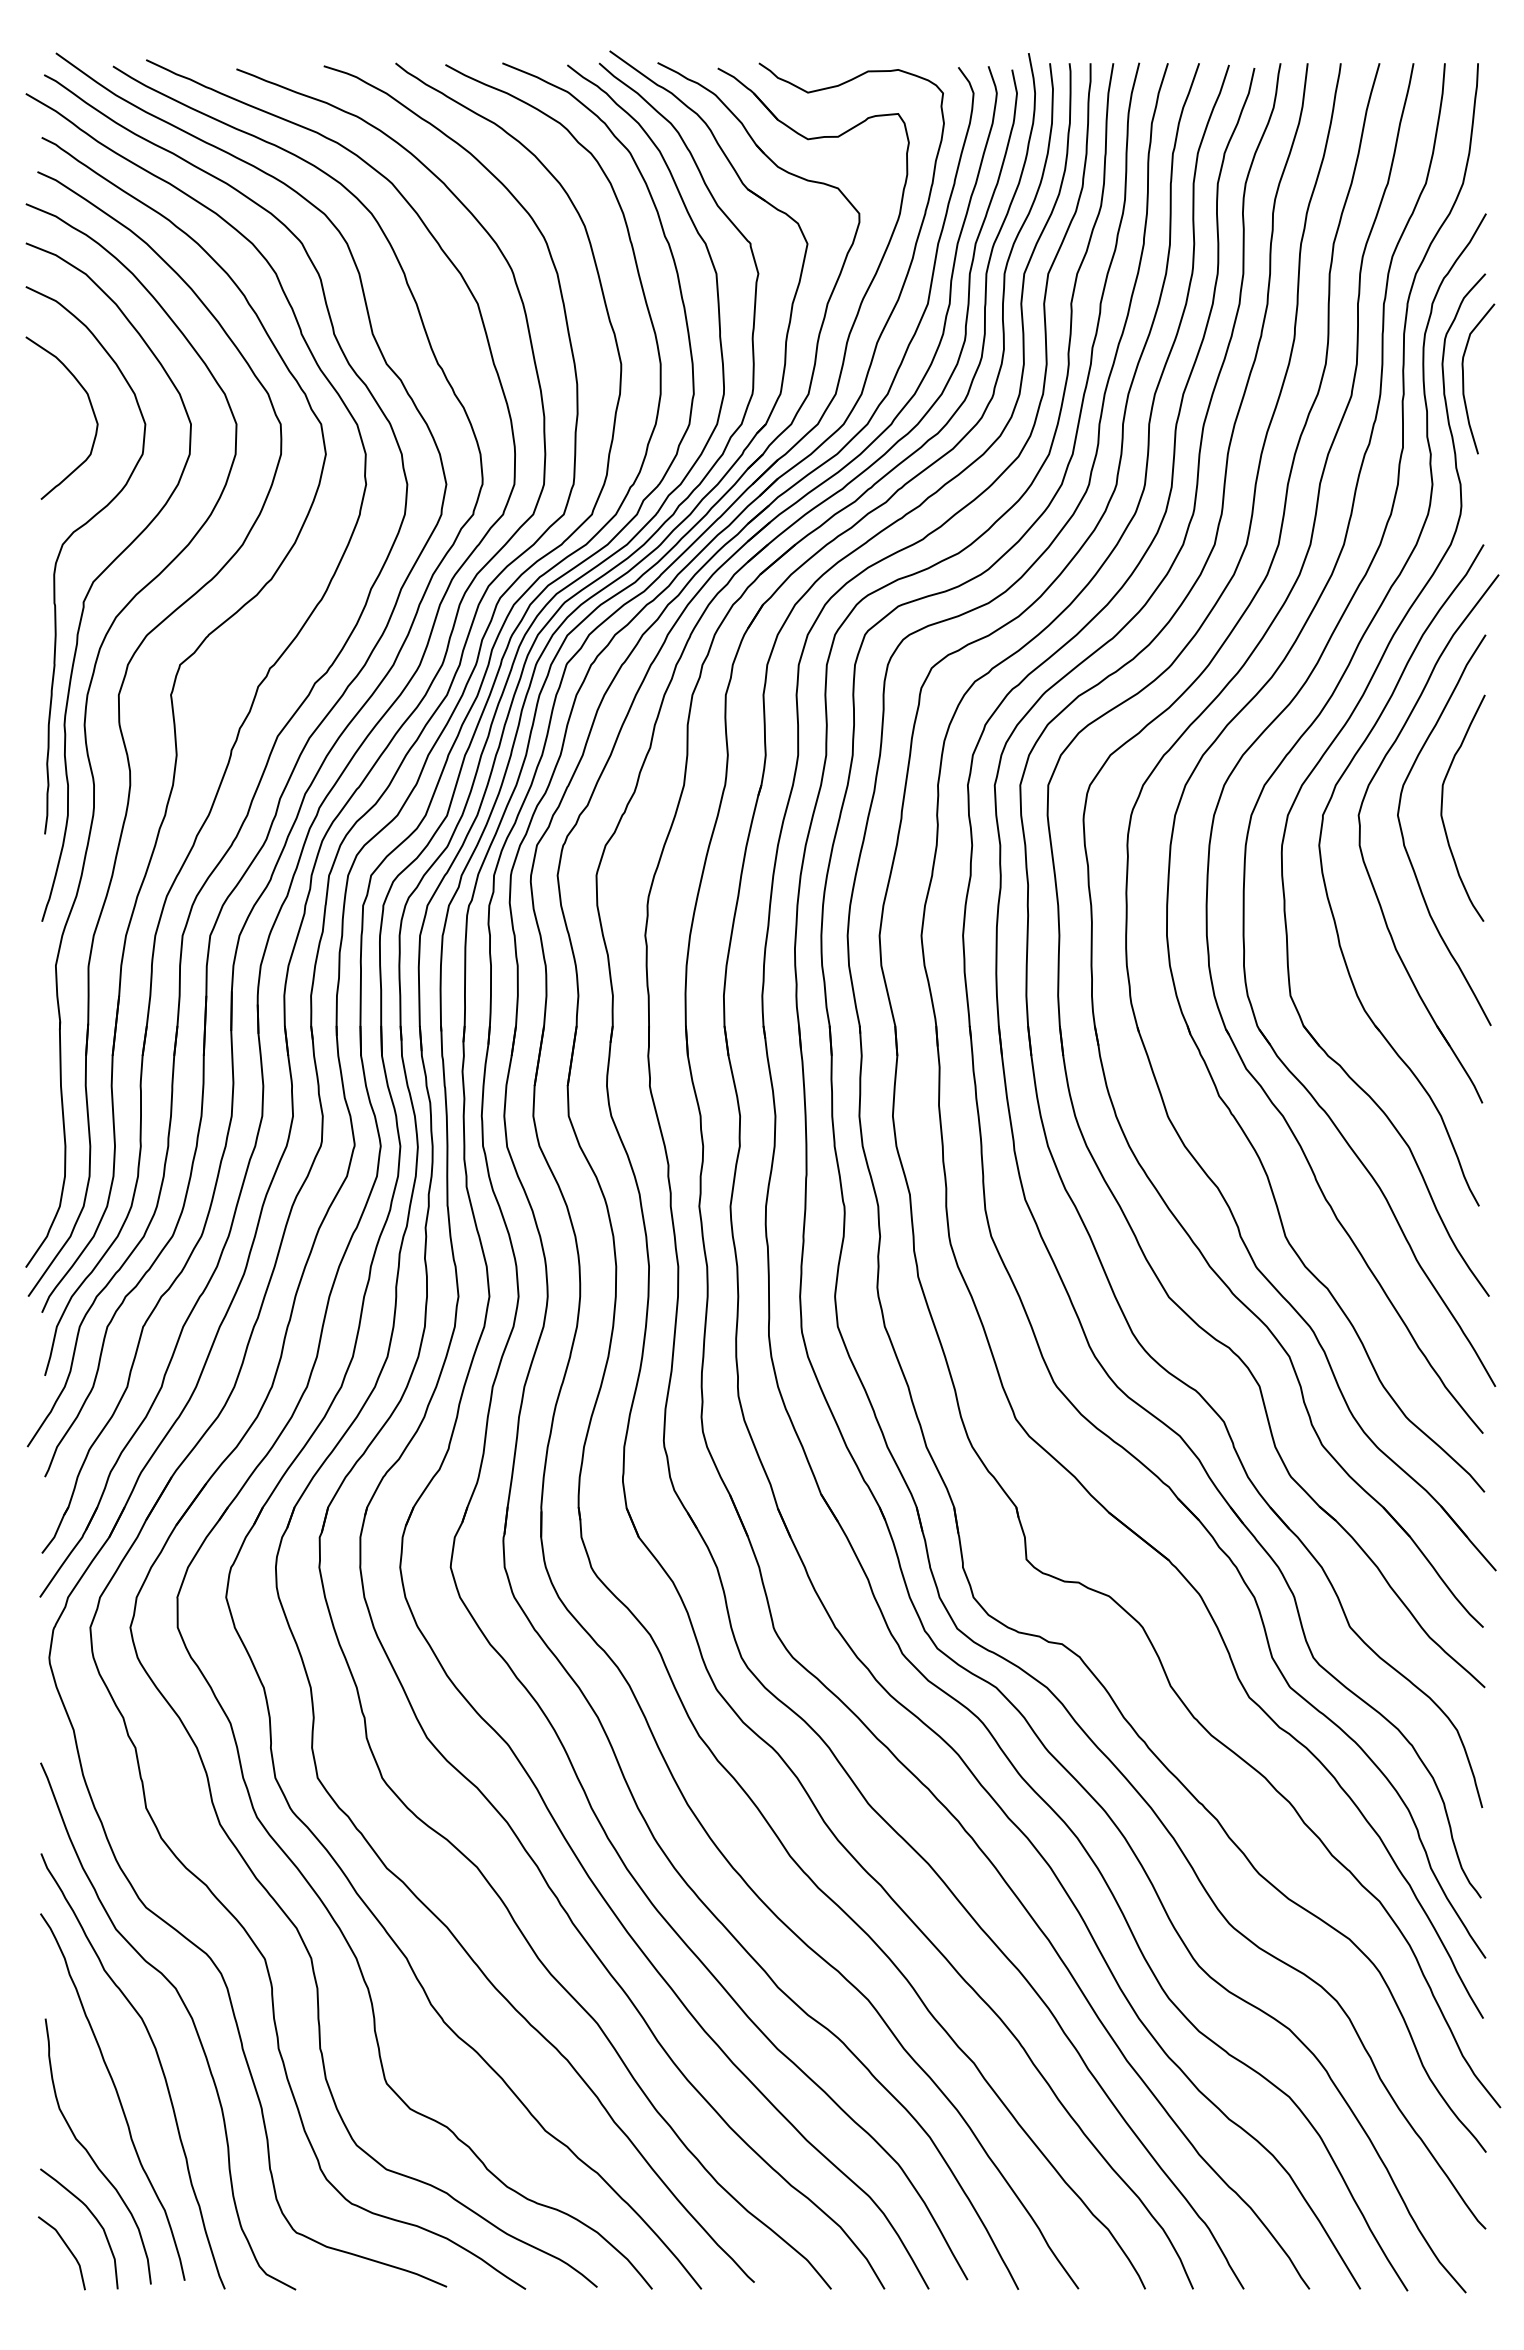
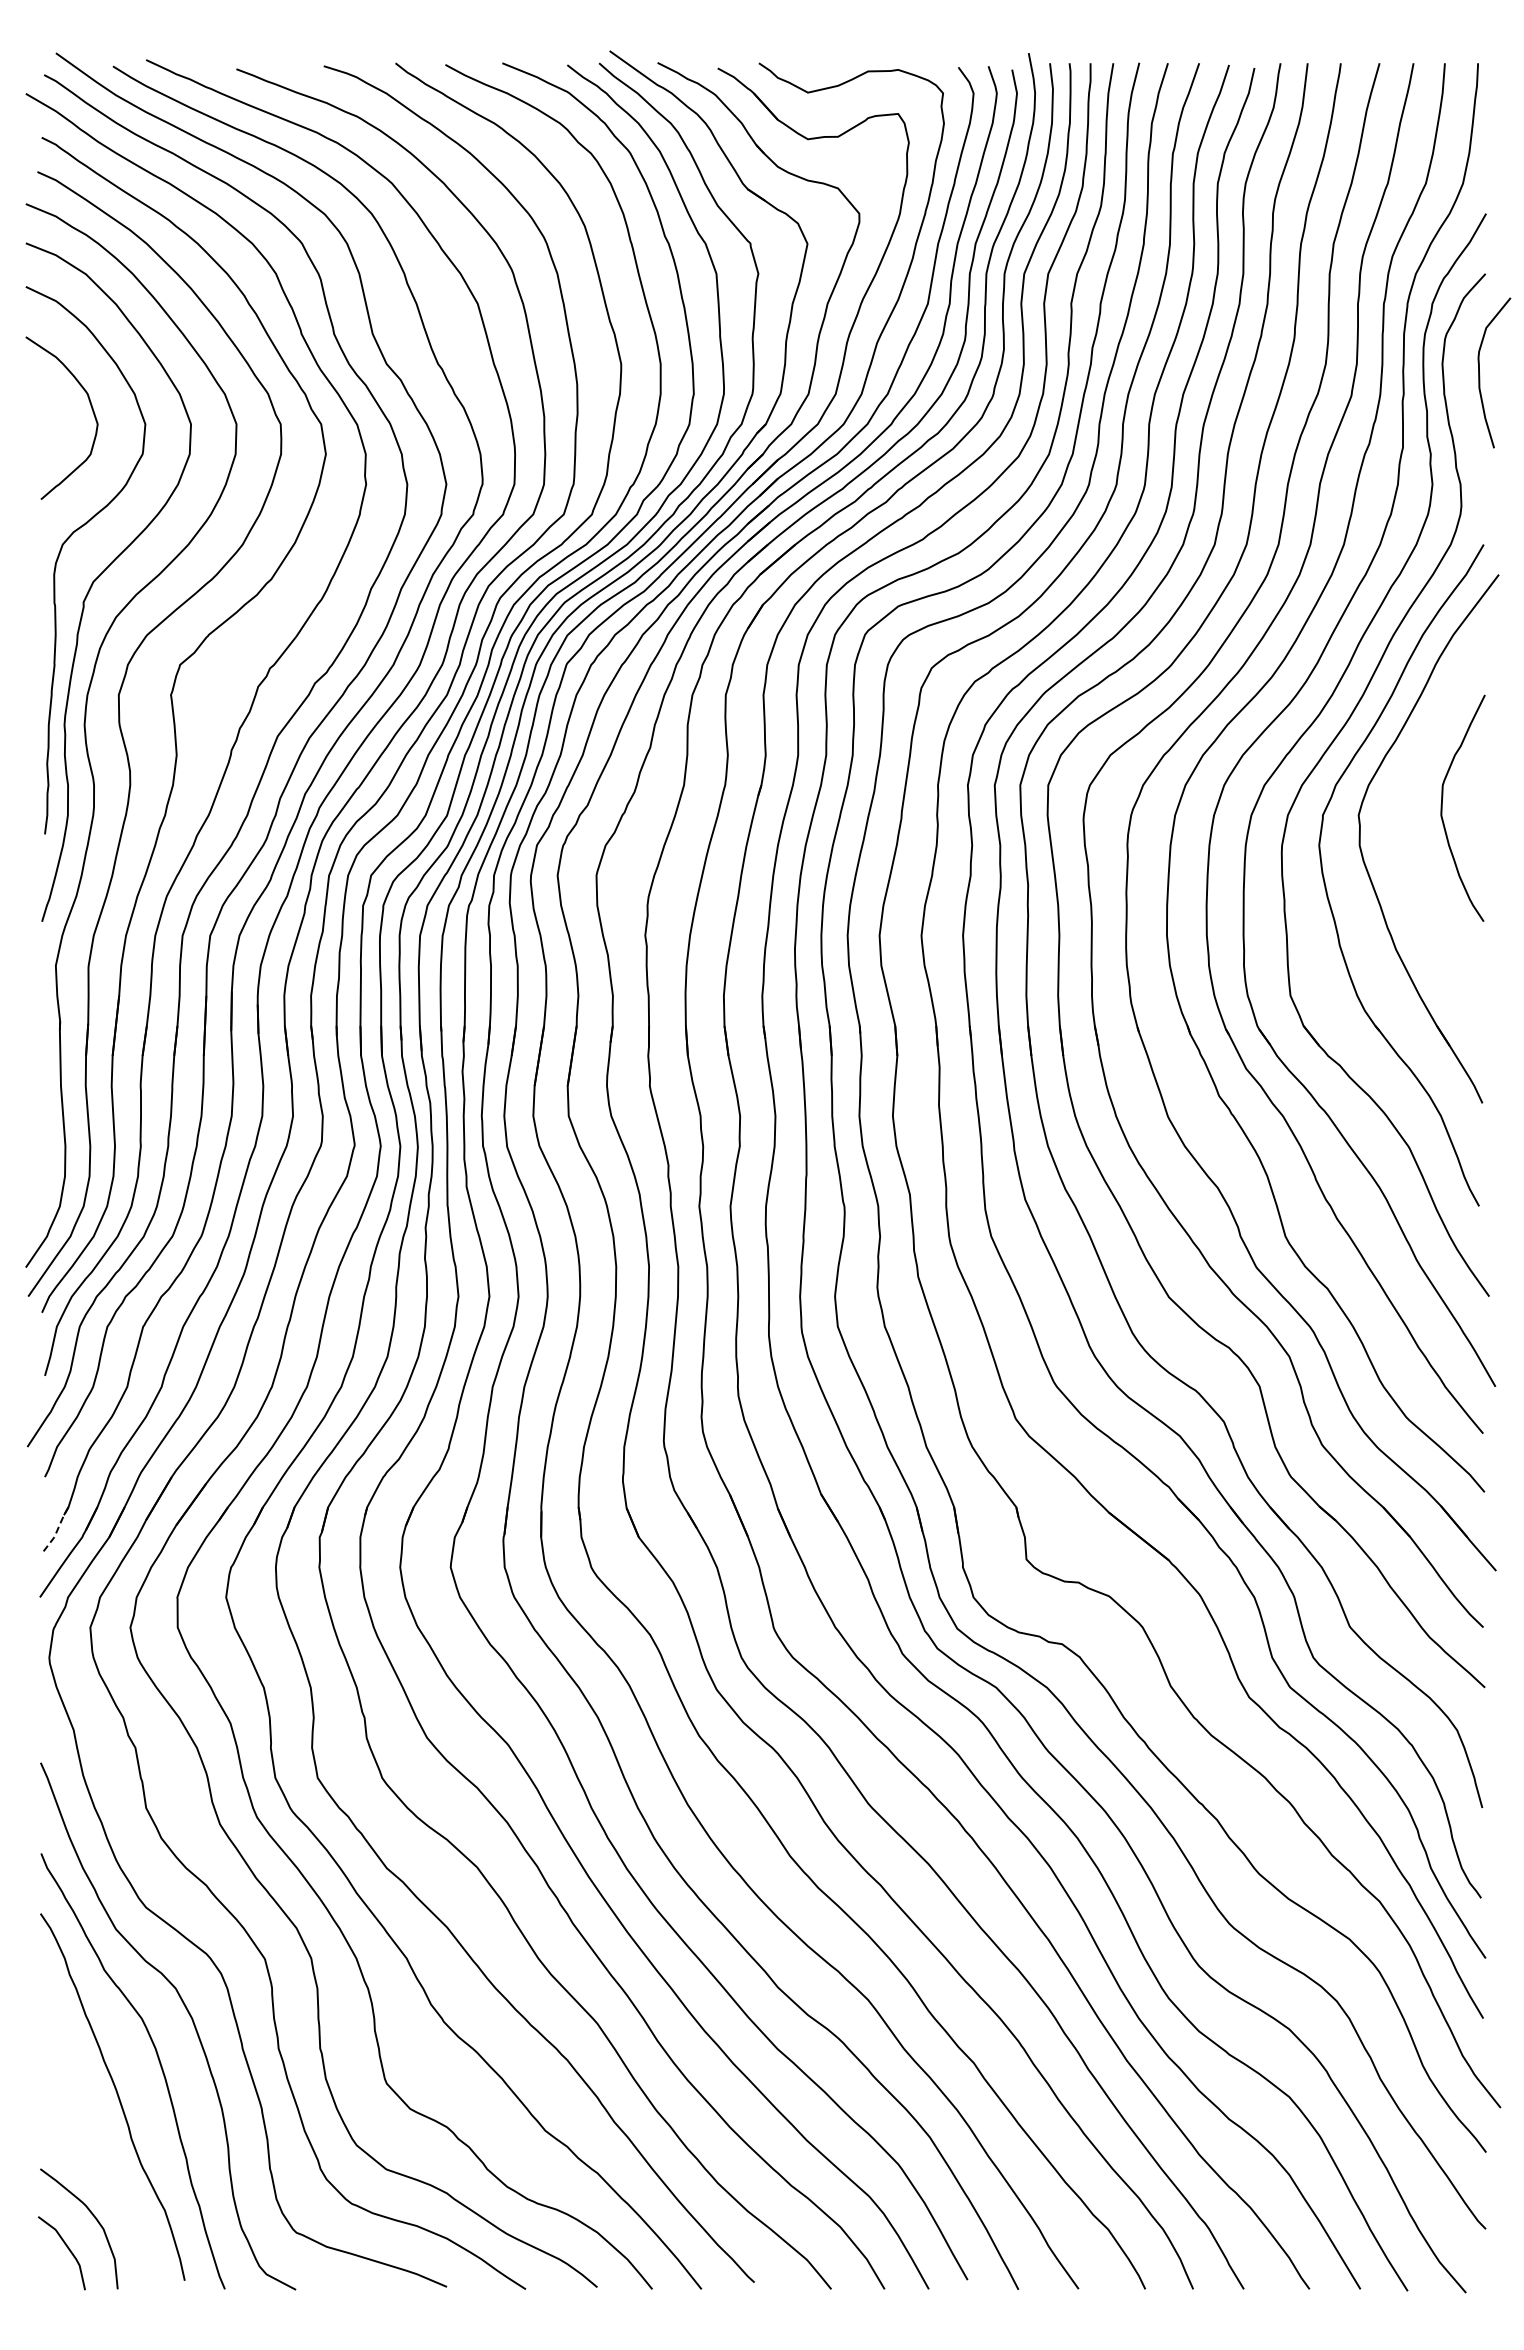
curve position: (1464, 381) -> (1480, 375) (1480, 375)
curve: present -> none (1404, 839)
line: solid -> dashed (57, 1531)
curve: present -> none (90, 2154)
